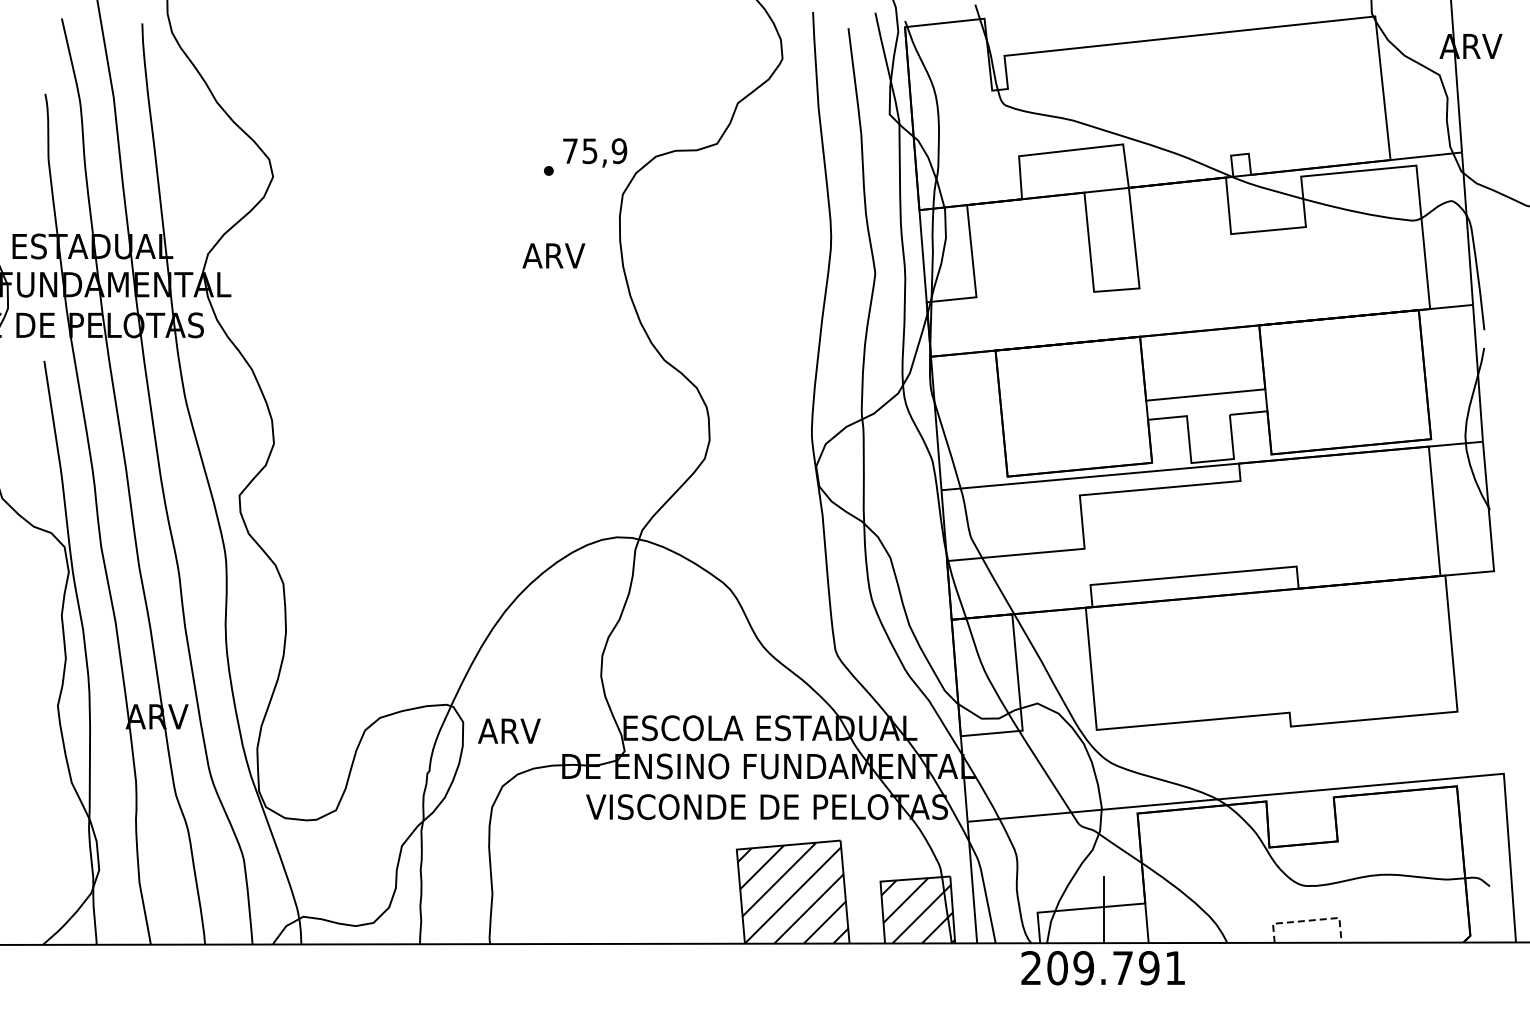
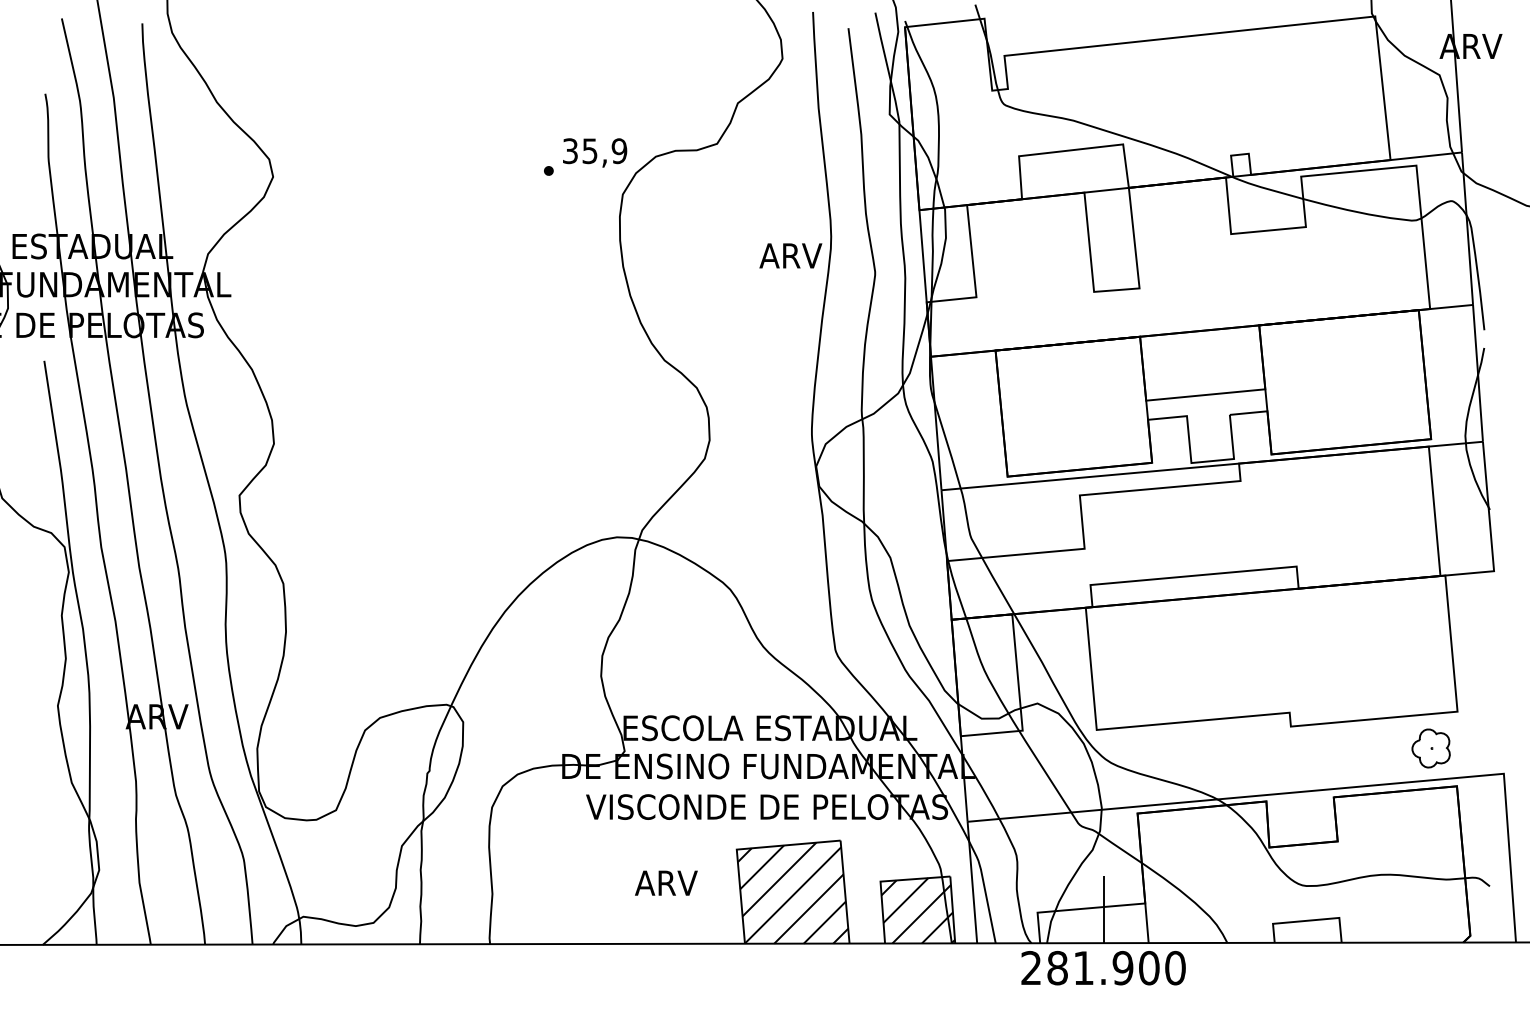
text: 75,9 -> 35,9 (570, 151)
text position: (553, 255) -> (790, 255) (790, 255)
text position: (509, 730) -> (666, 882) (666, 882)
part: none -> present (1430, 748)
line: dashed -> solid (1308, 920)
text: 209.791 -> 281.900 (1116, 967)
